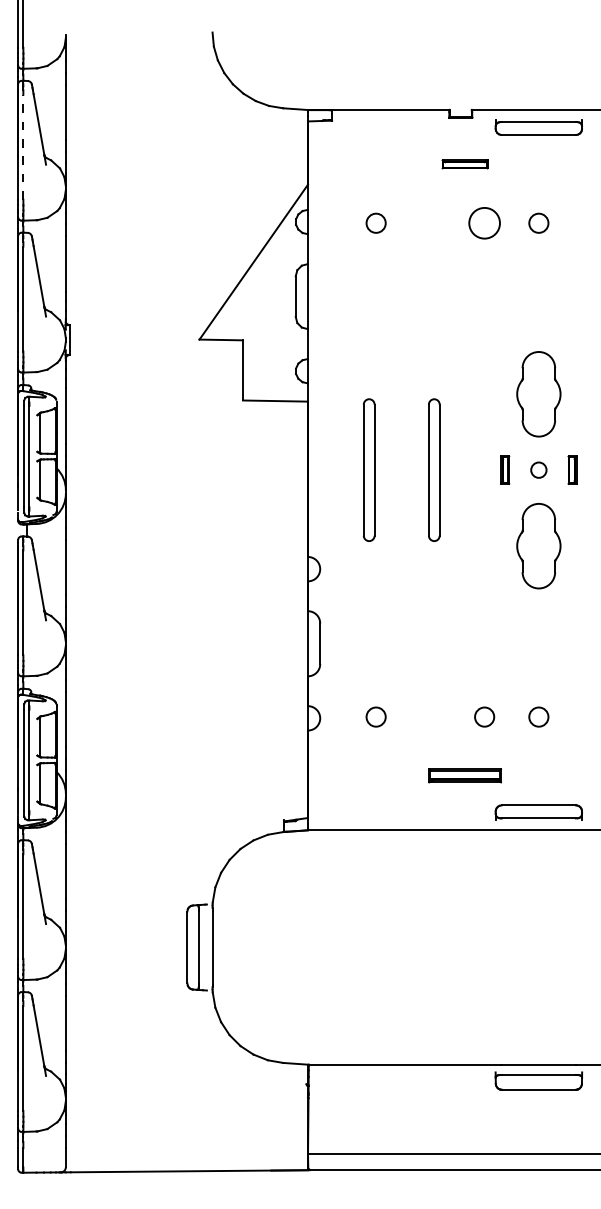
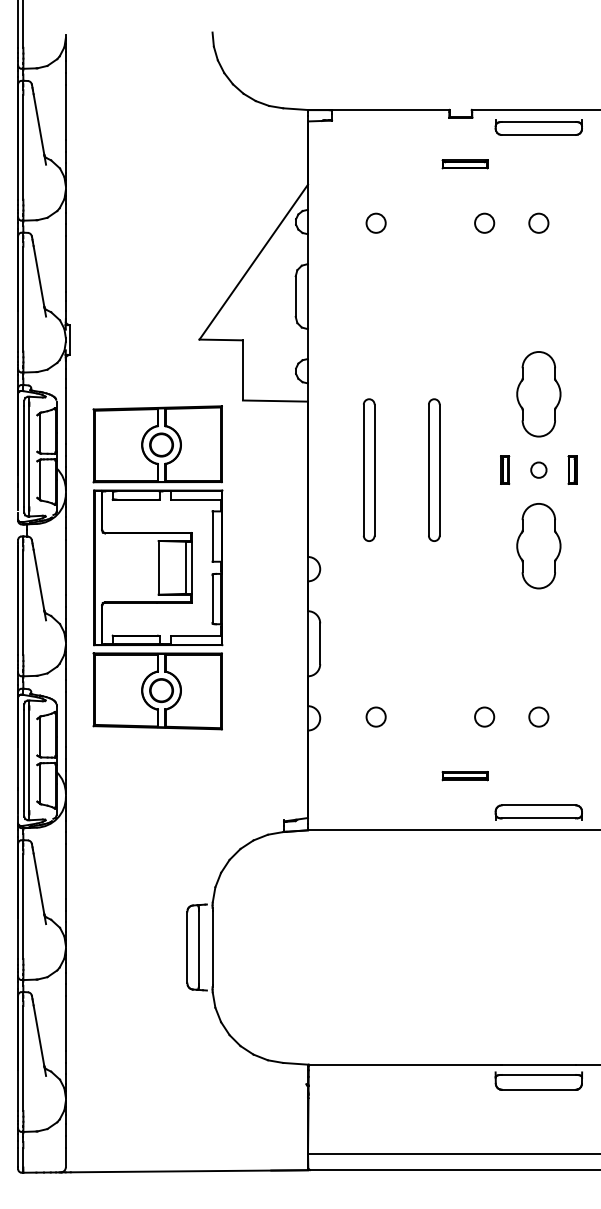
line: dashed -> solid (23, 146)
circle diameter: 31 px -> 19 px (484, 222)
part: none -> present (157, 567)
part size: 75x16 px -> 48x11 px (464, 776)
